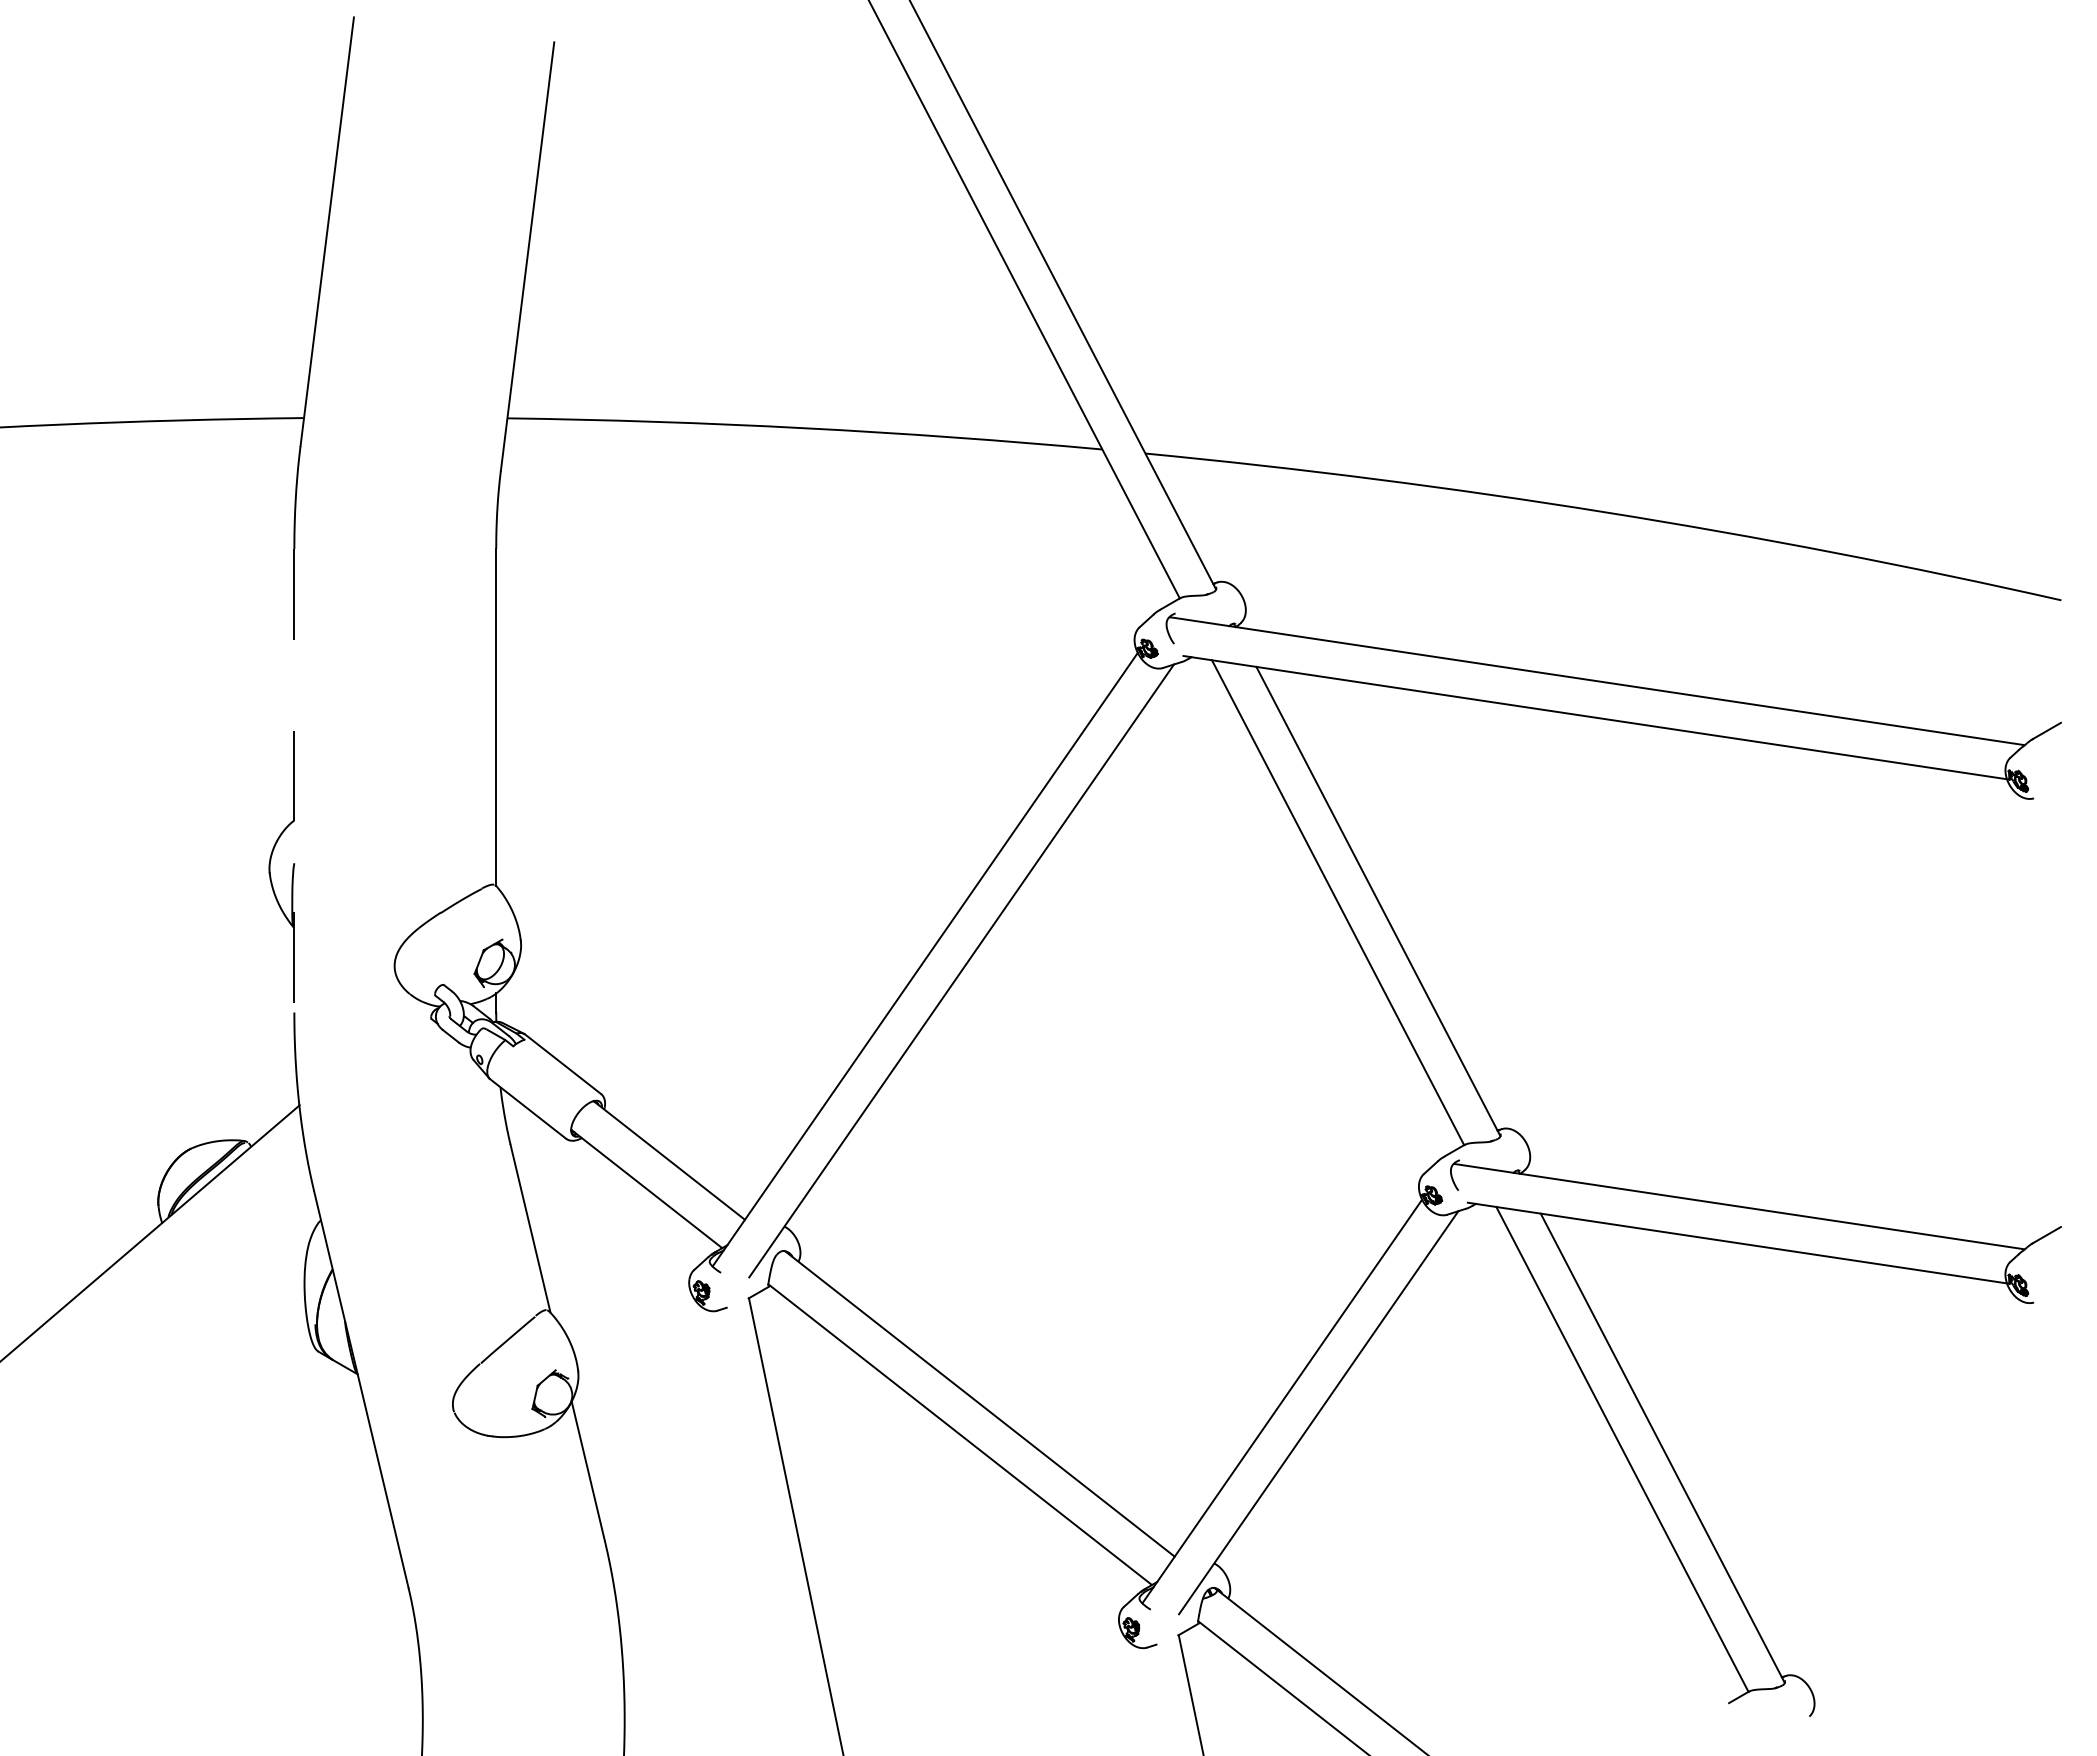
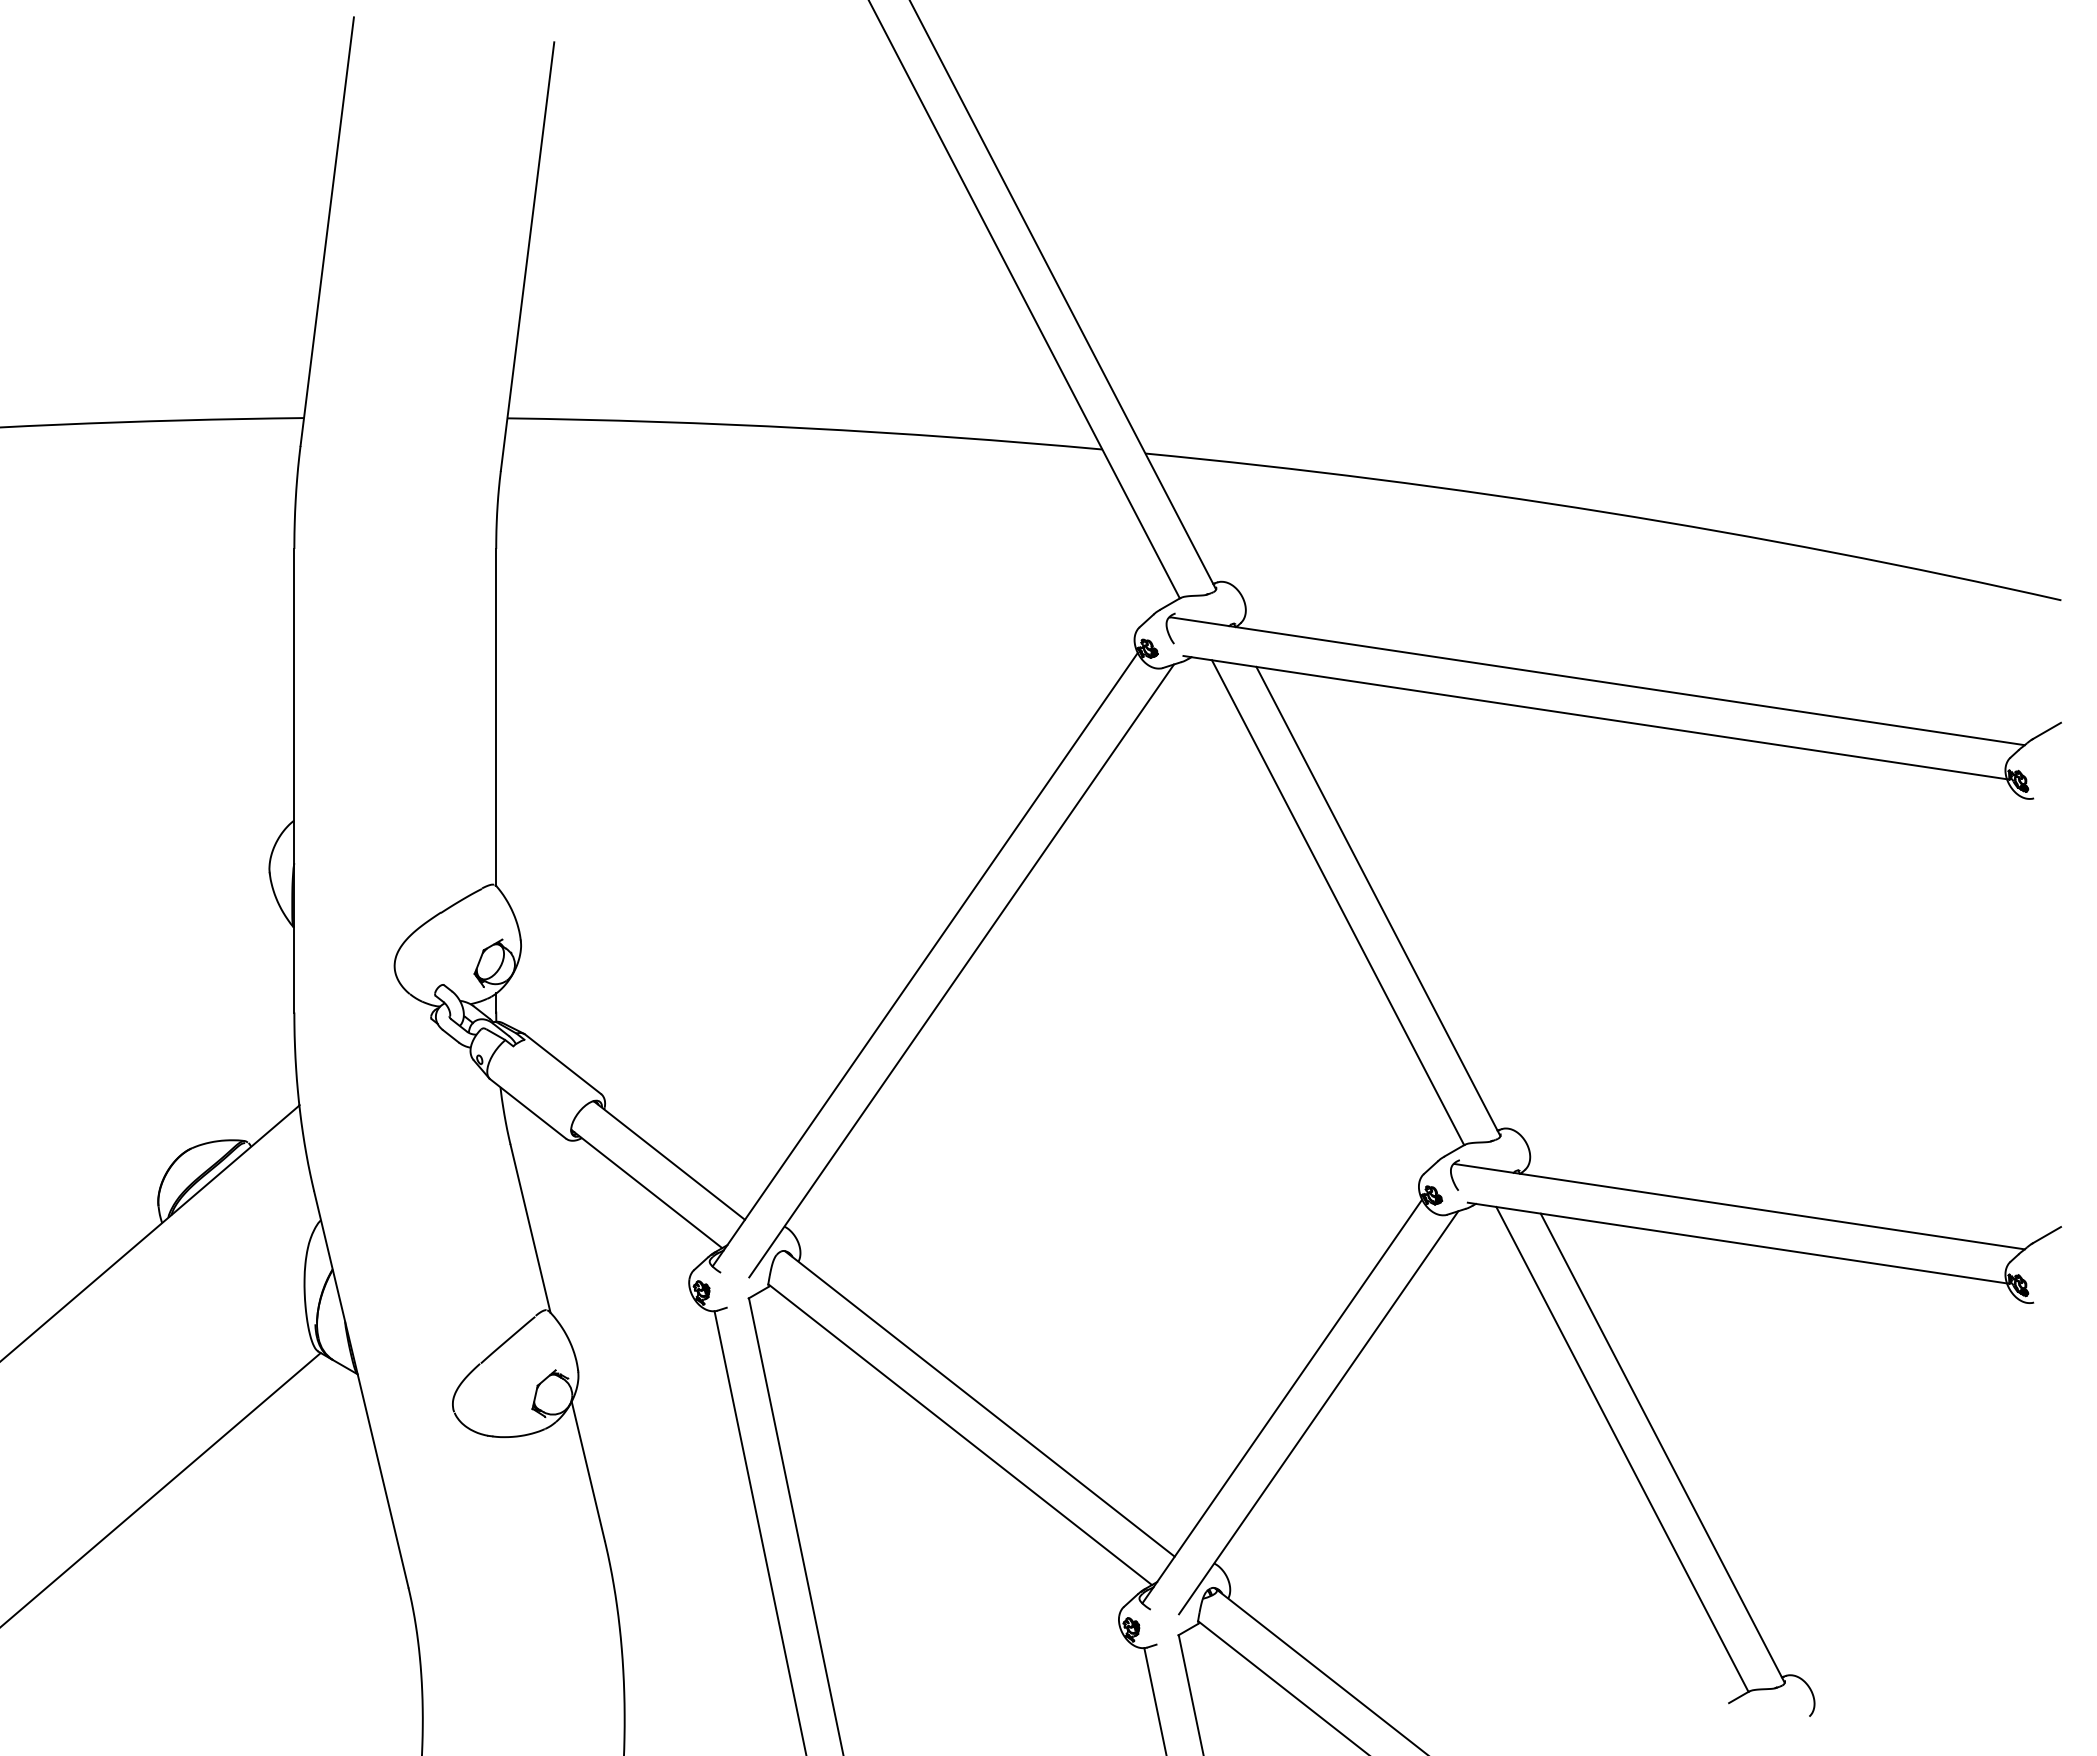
line: dashed -> solid (294, 780)
line: none -> present (161, 1489)
line: none -> present (759, 1531)
line: none -> present (1155, 1700)
